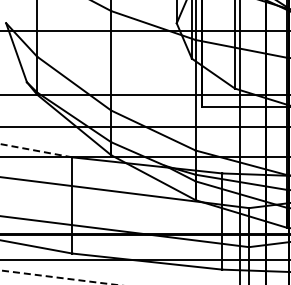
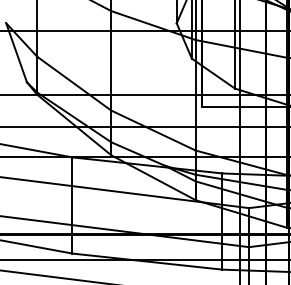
line: dashed -> solid (36, 150)
line: dashed -> solid (57, 277)
